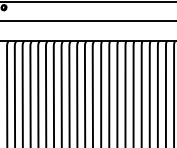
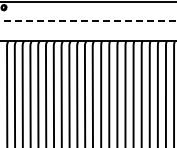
line: solid -> dashed (88, 21)
